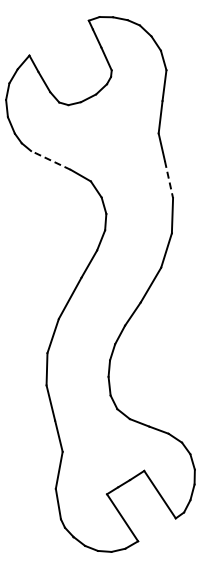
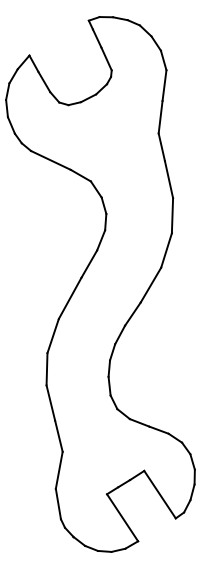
line: dashed -> solid (50, 160)
line: dashed -> solid (169, 179)
